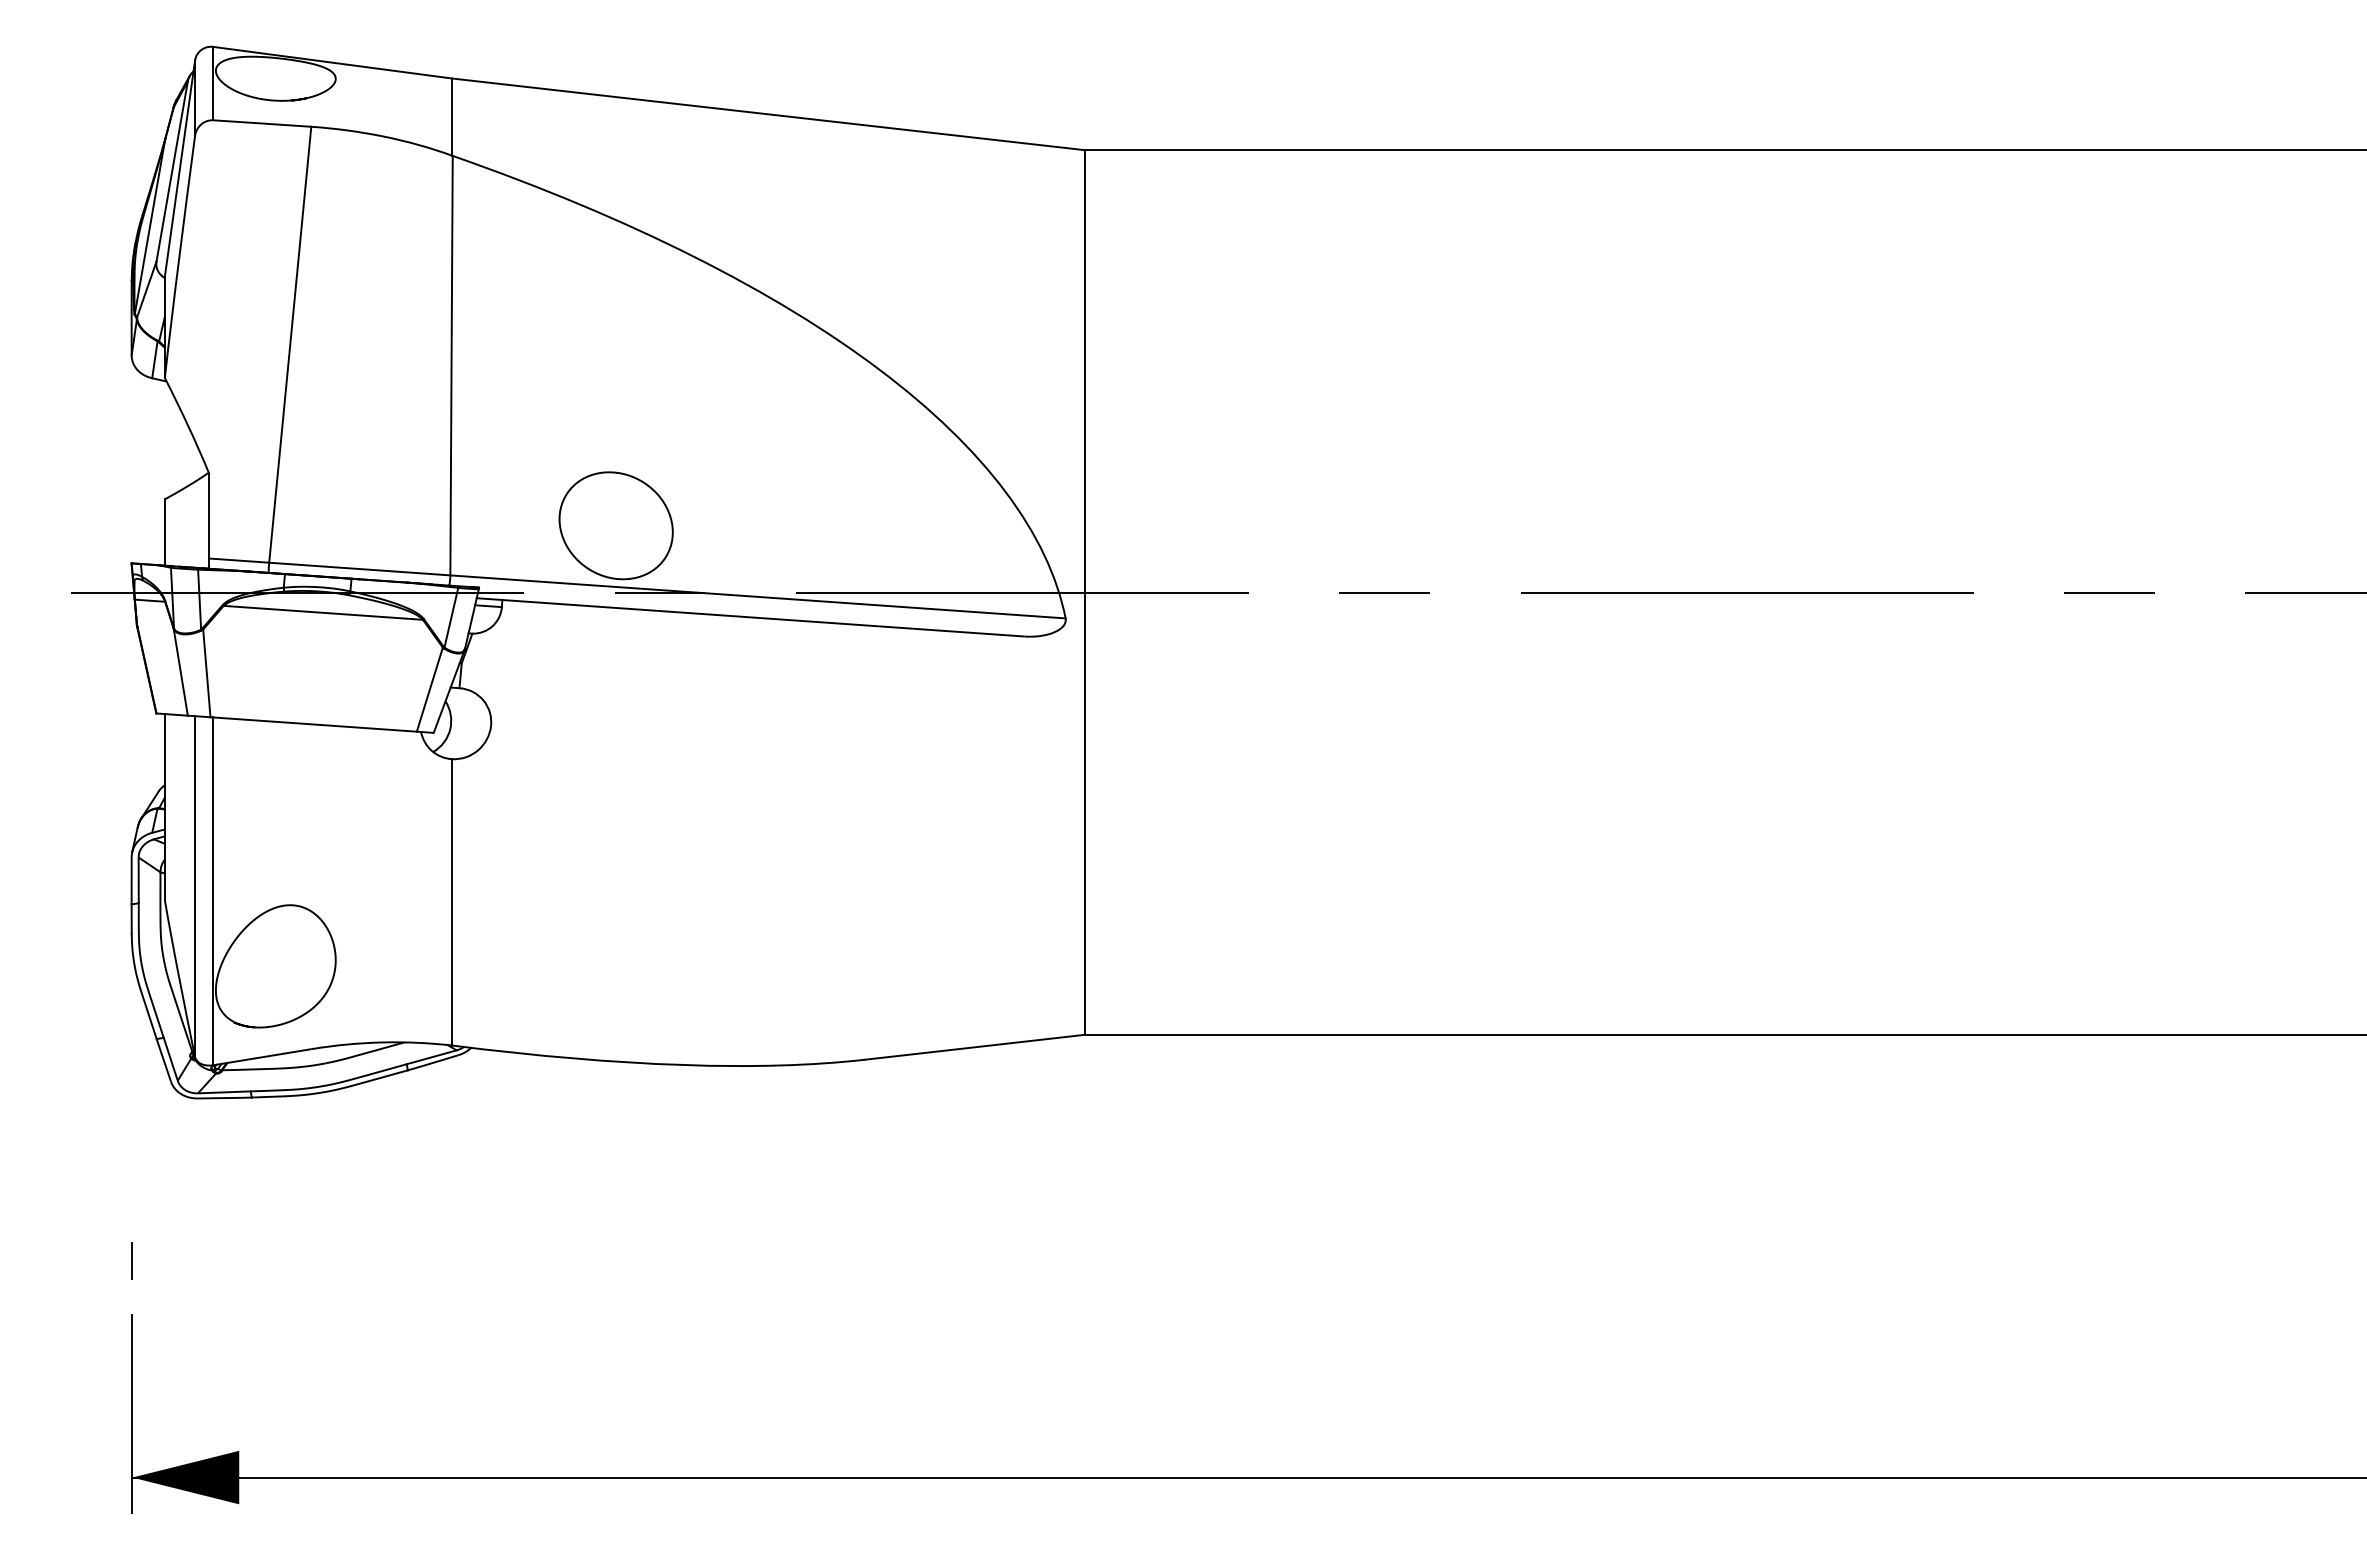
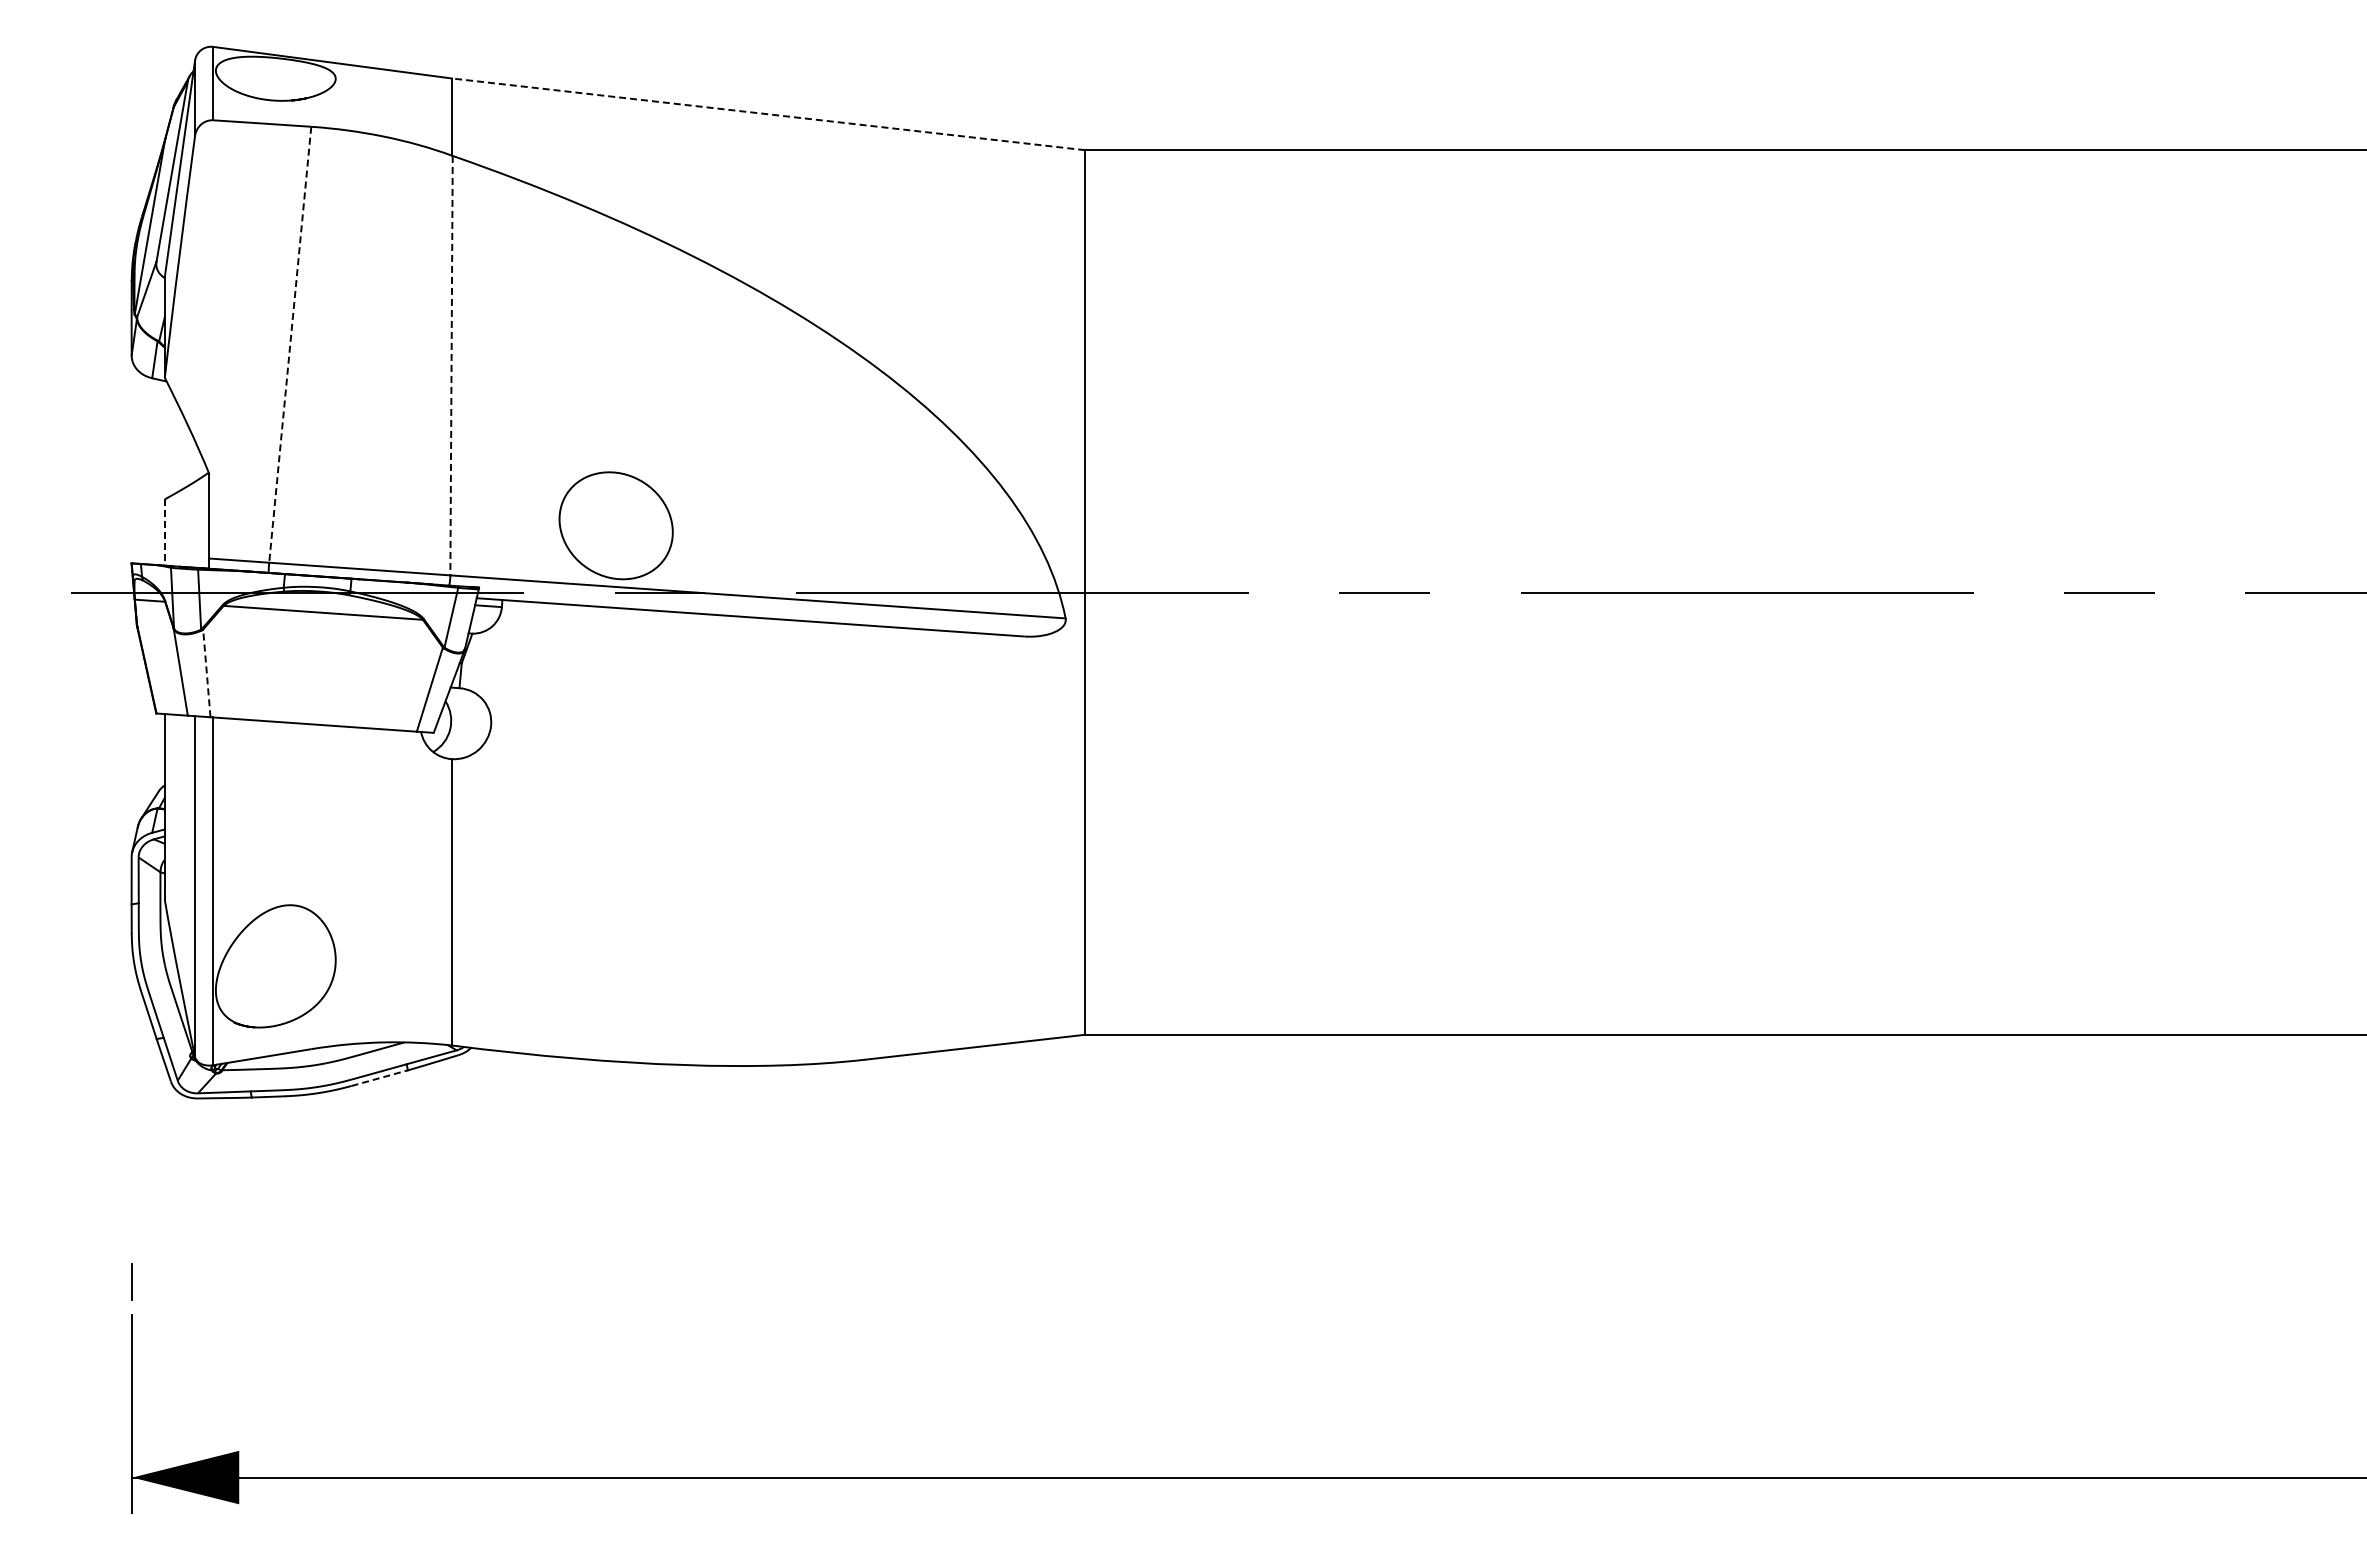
line: solid -> dashed (768, 114)
line: solid -> dashed (290, 344)
line: solid -> dashed (451, 365)
line: solid -> dashed (164, 533)
line: solid -> dashed (206, 672)
line: solid -> dashed (380, 1078)
line position: (131, 1260) -> (131, 1281) (131, 1281)
